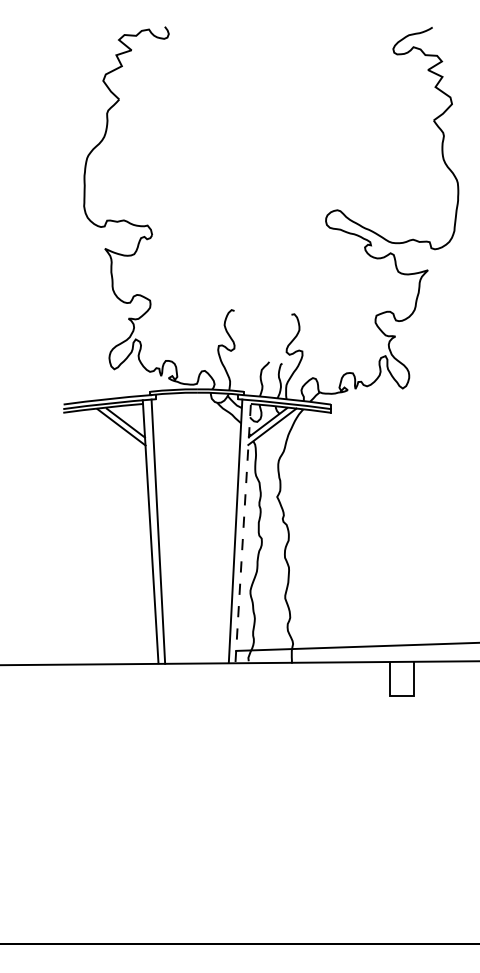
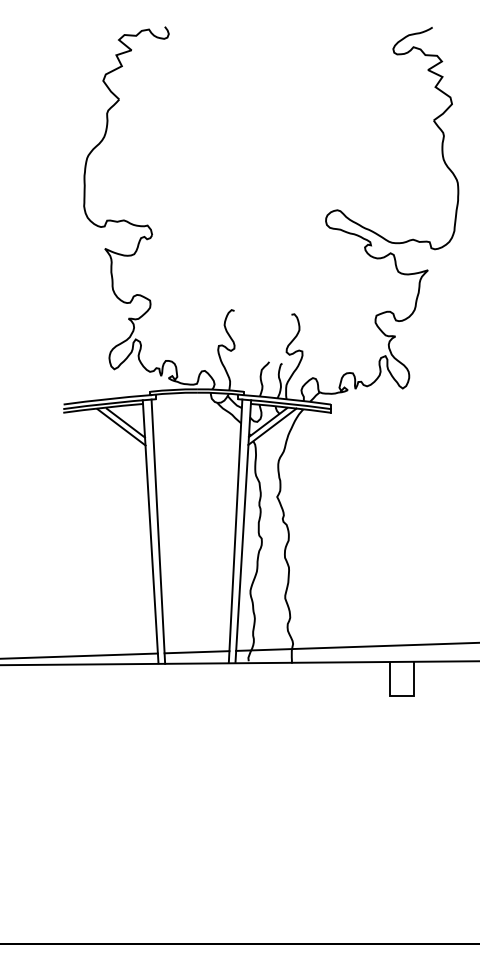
line: dashed -> solid (243, 530)
line: none -> present (196, 652)
line: none -> present (79, 655)
